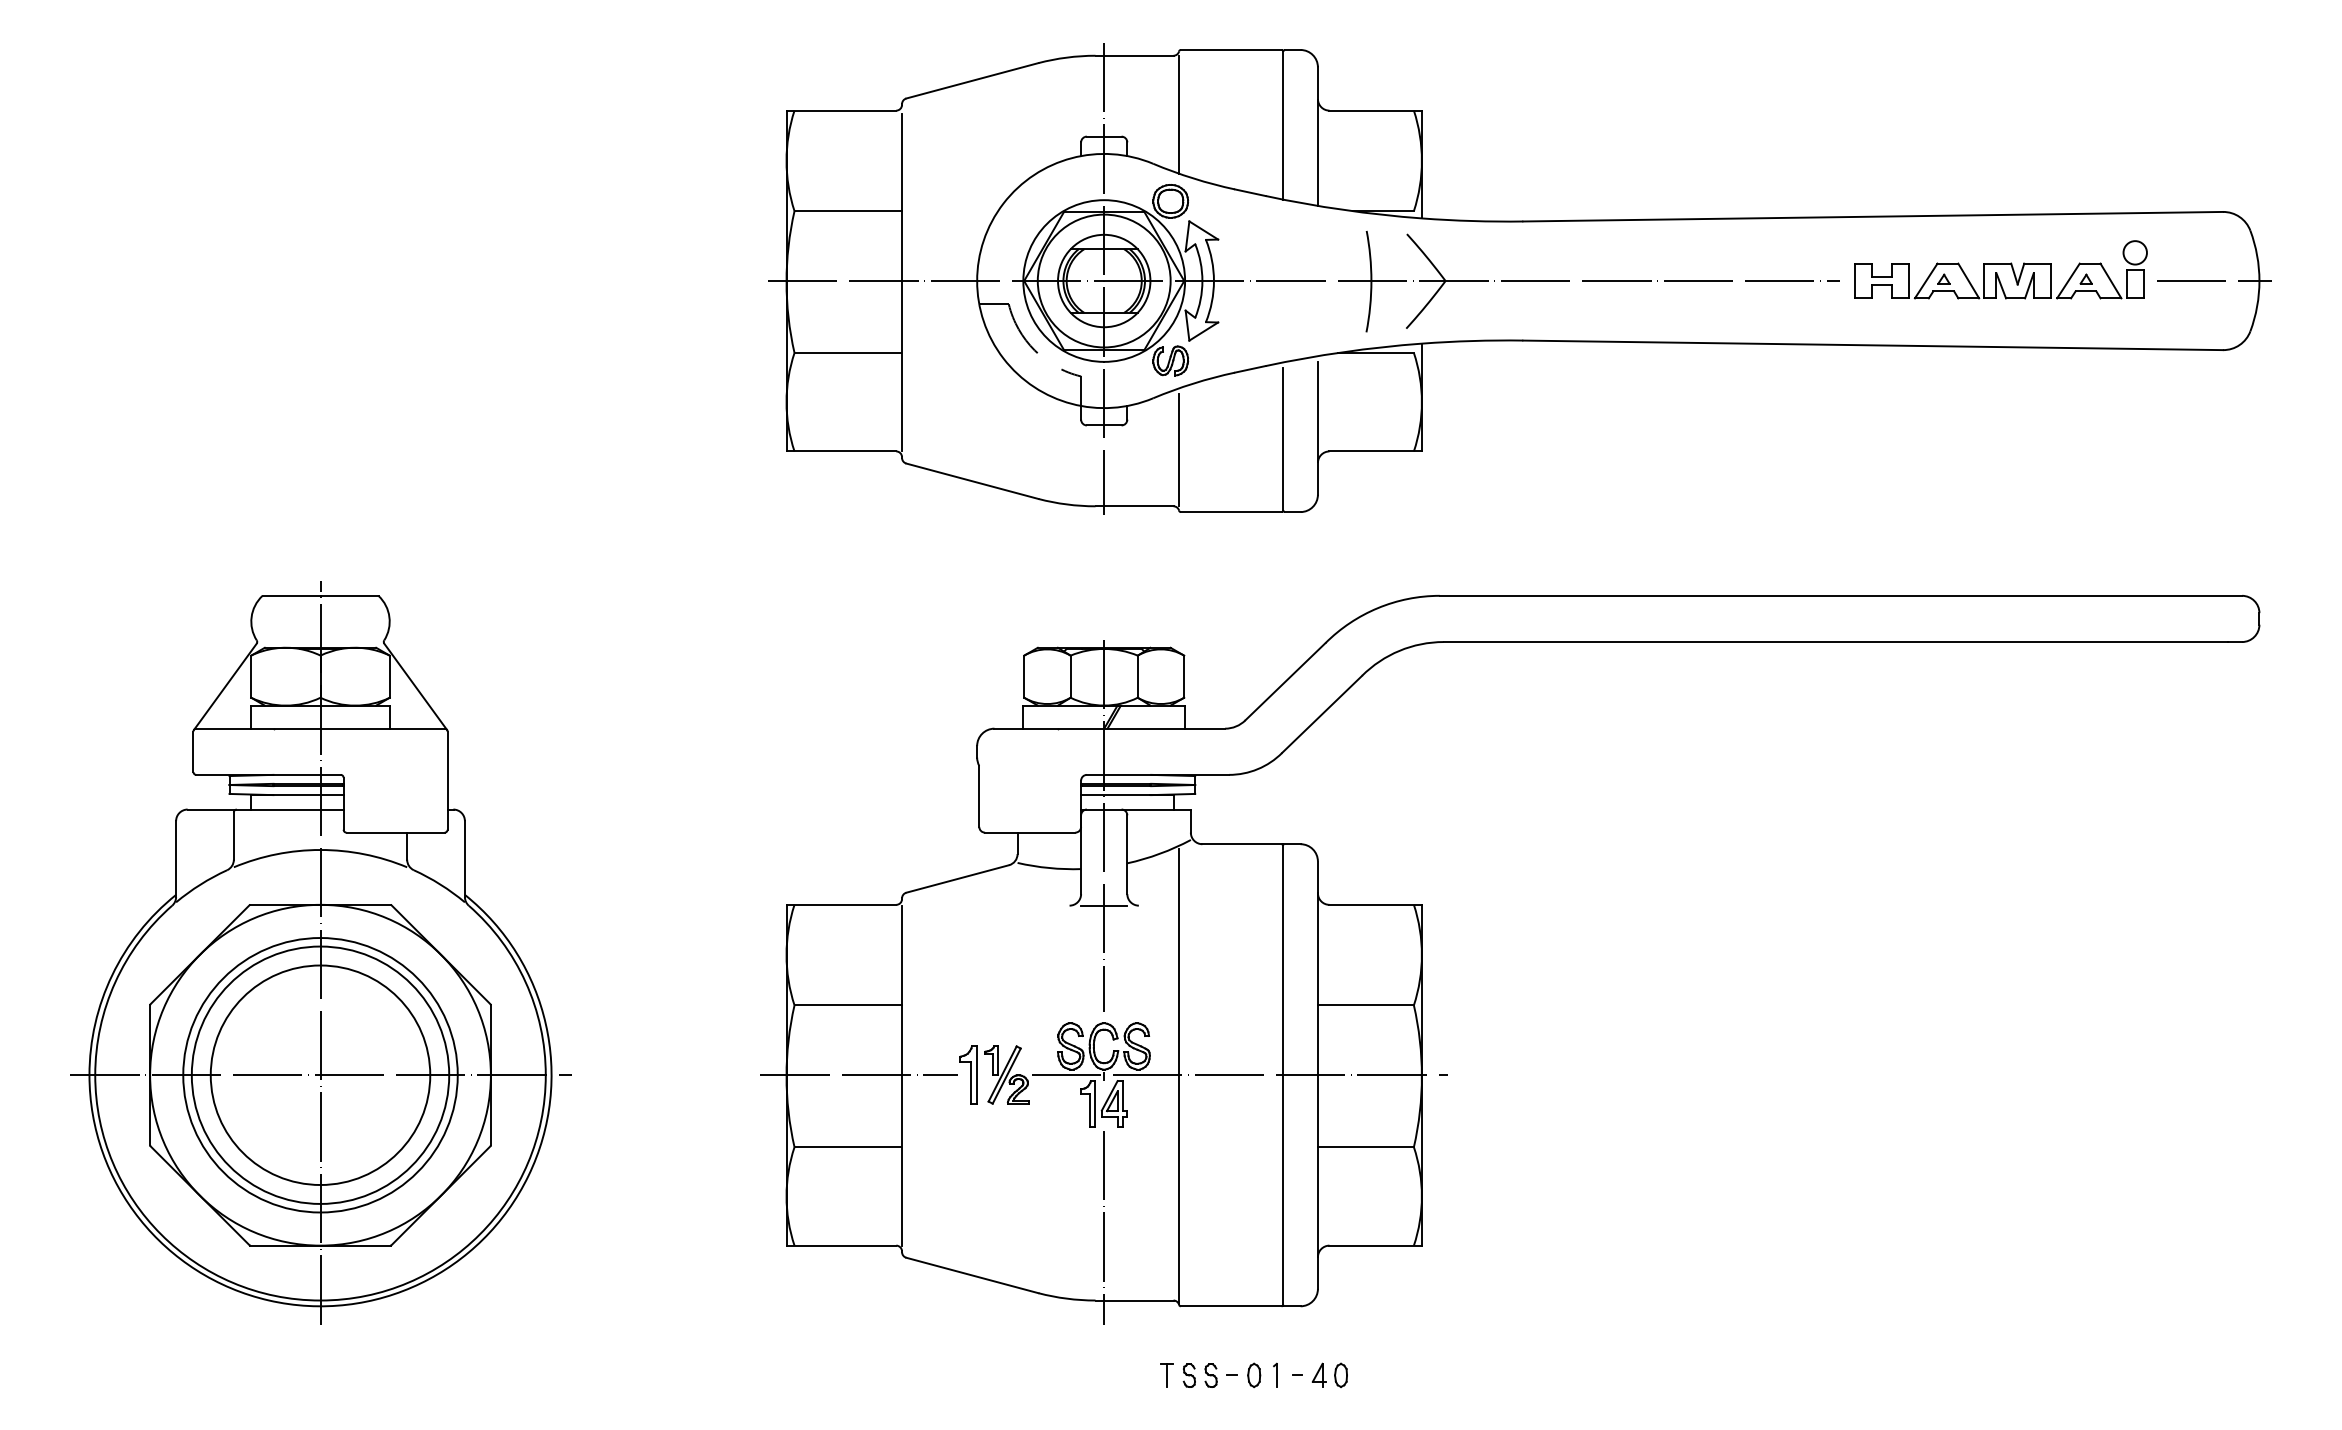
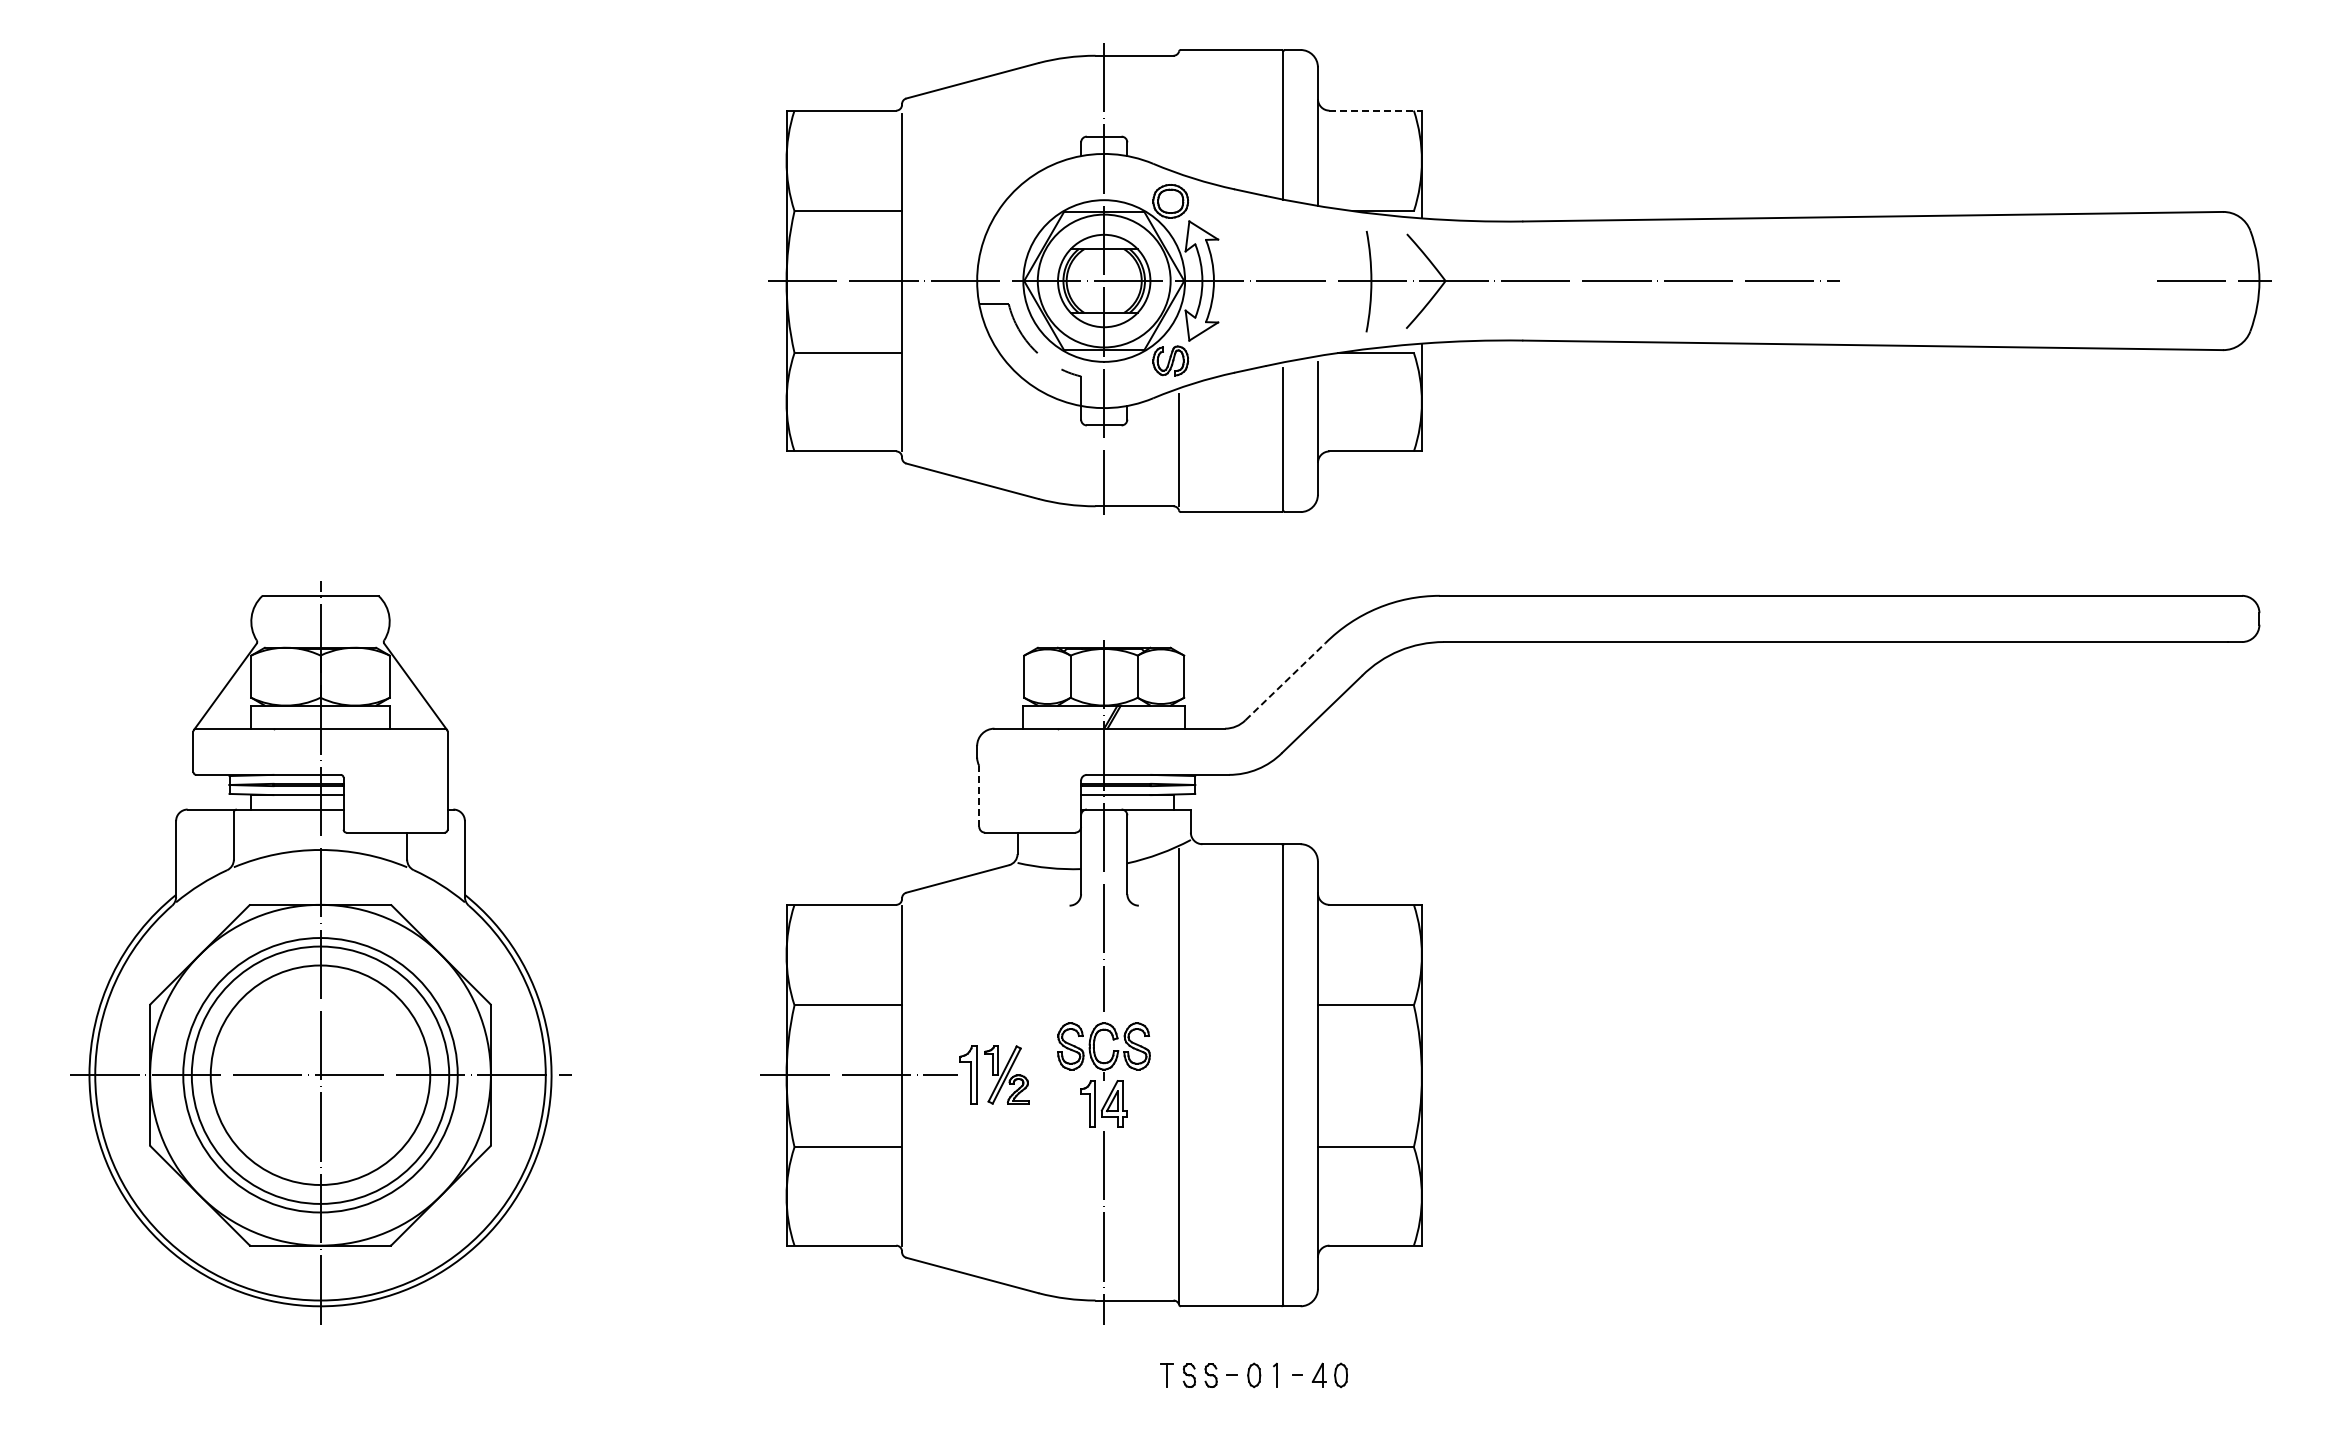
line: solid -> dashed (1376, 110)
line: present -> none (1179, 114)
part: present -> none (2000, 269)
line: solid -> dashed (1285, 681)
line: solid -> dashed (979, 795)
line: present -> none (1104, 905)
line: present -> none (1239, 1075)
